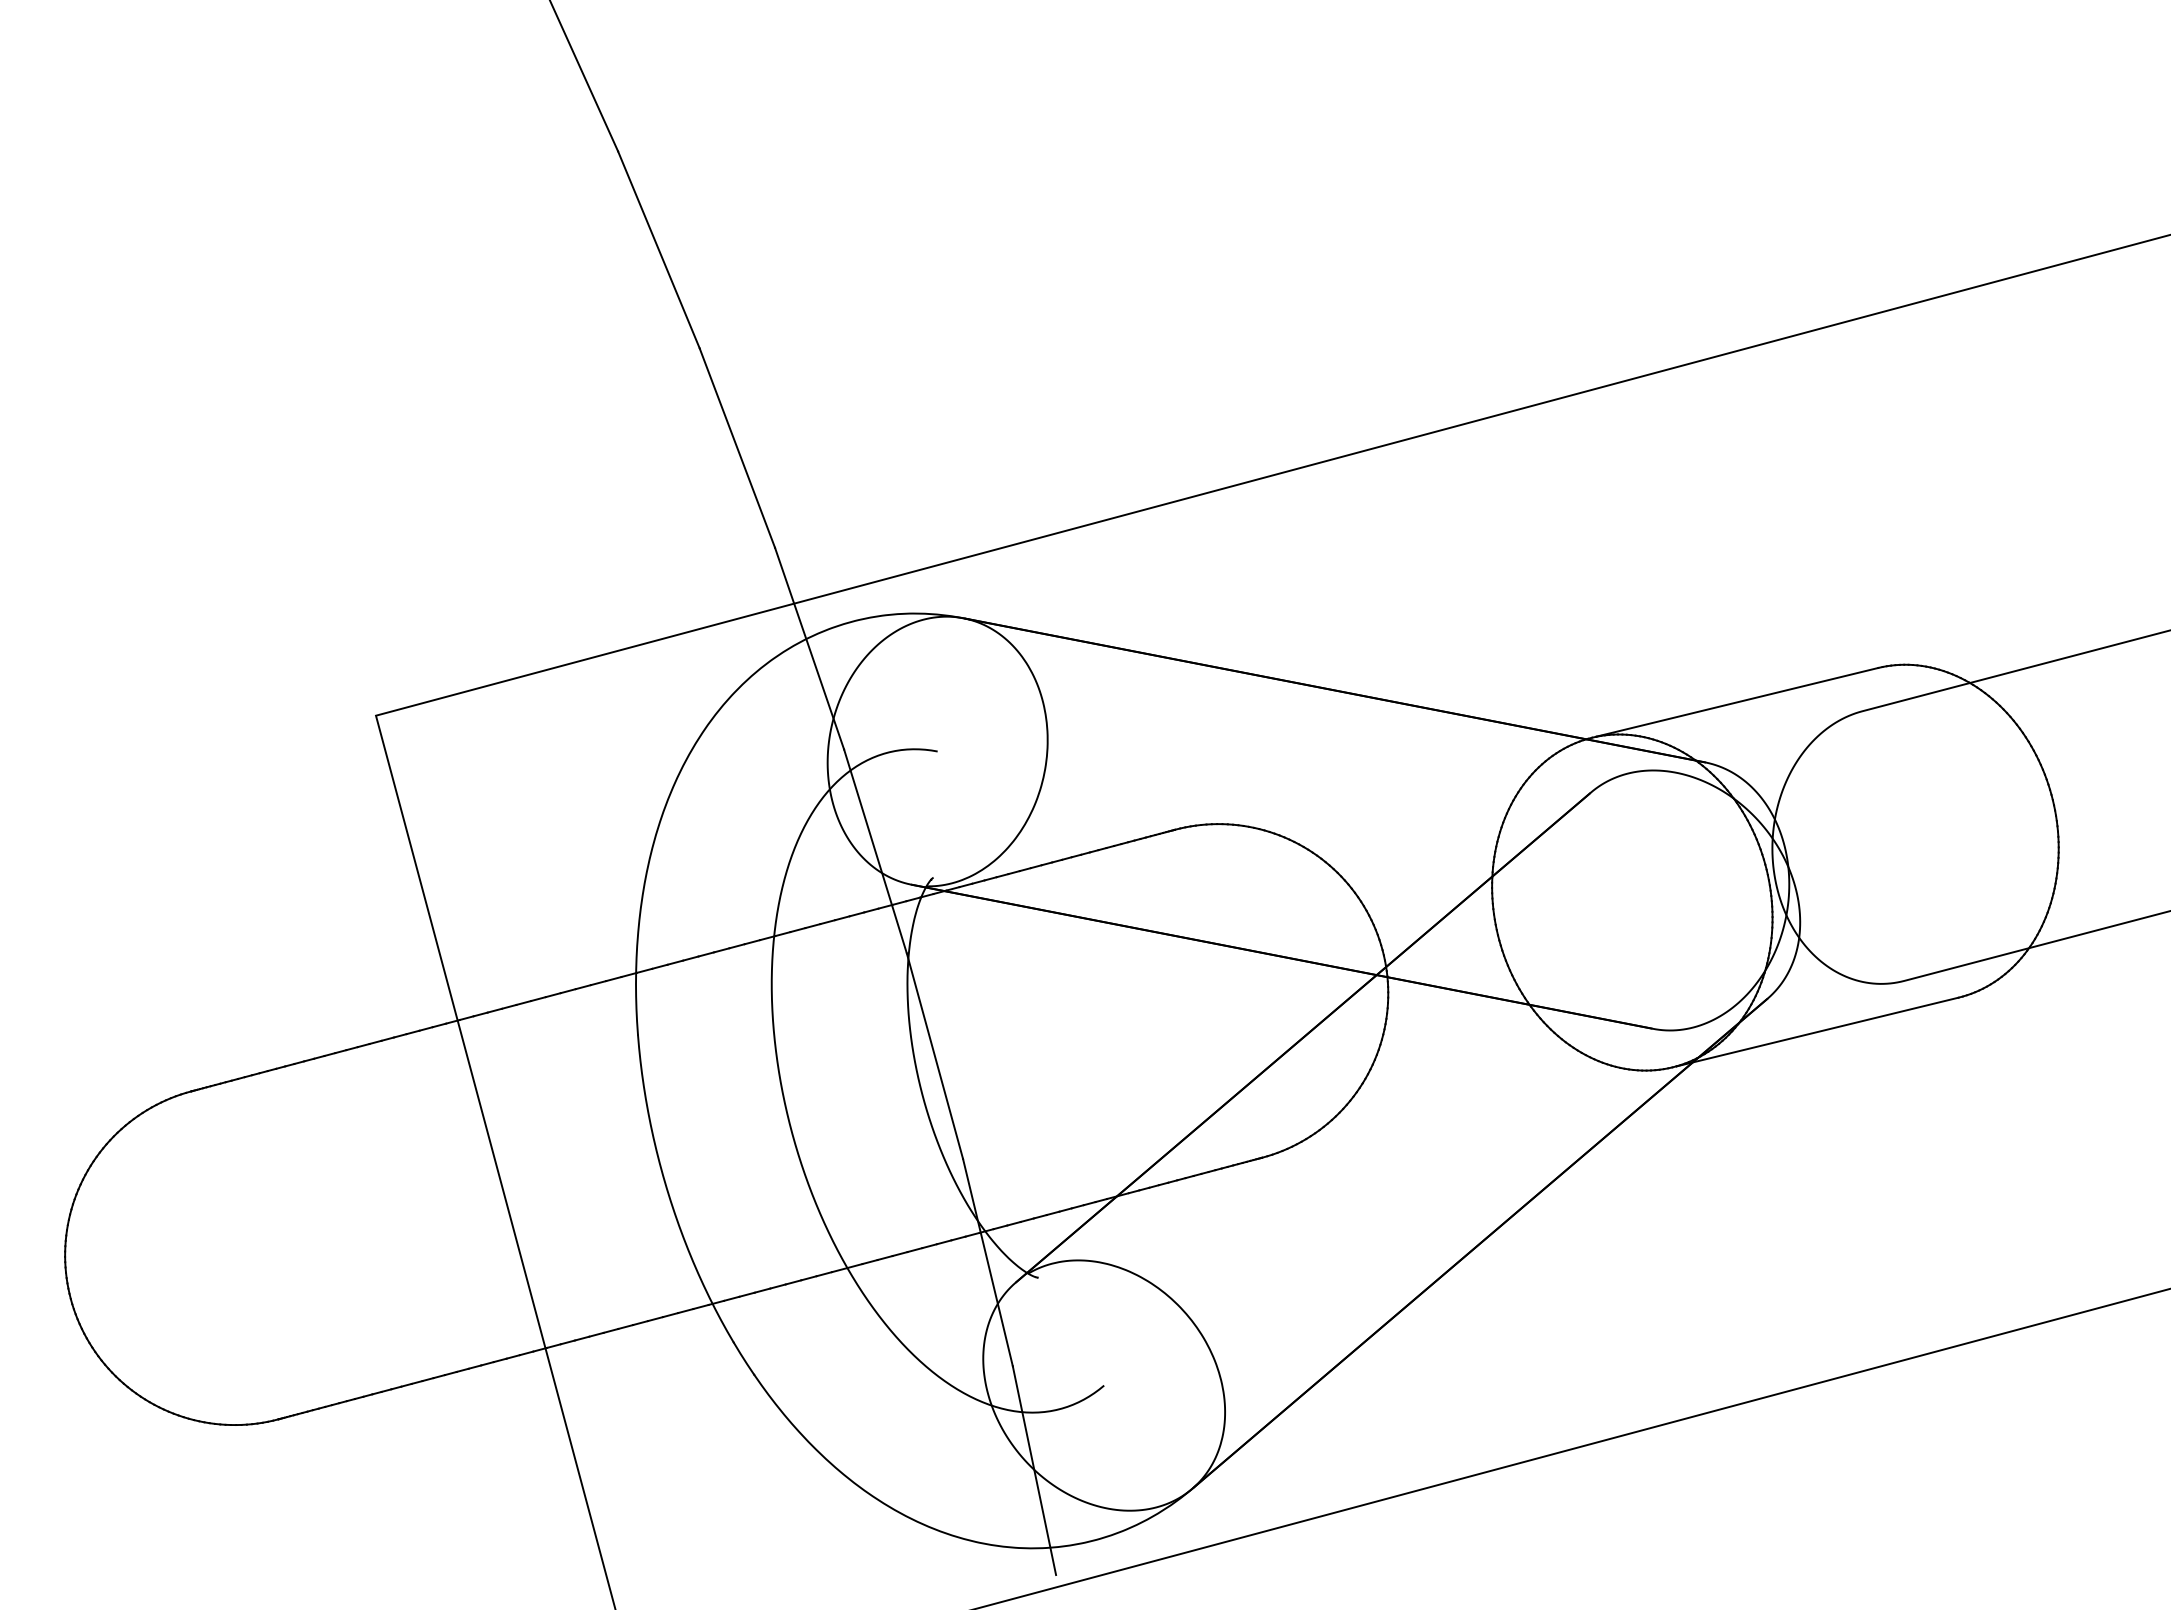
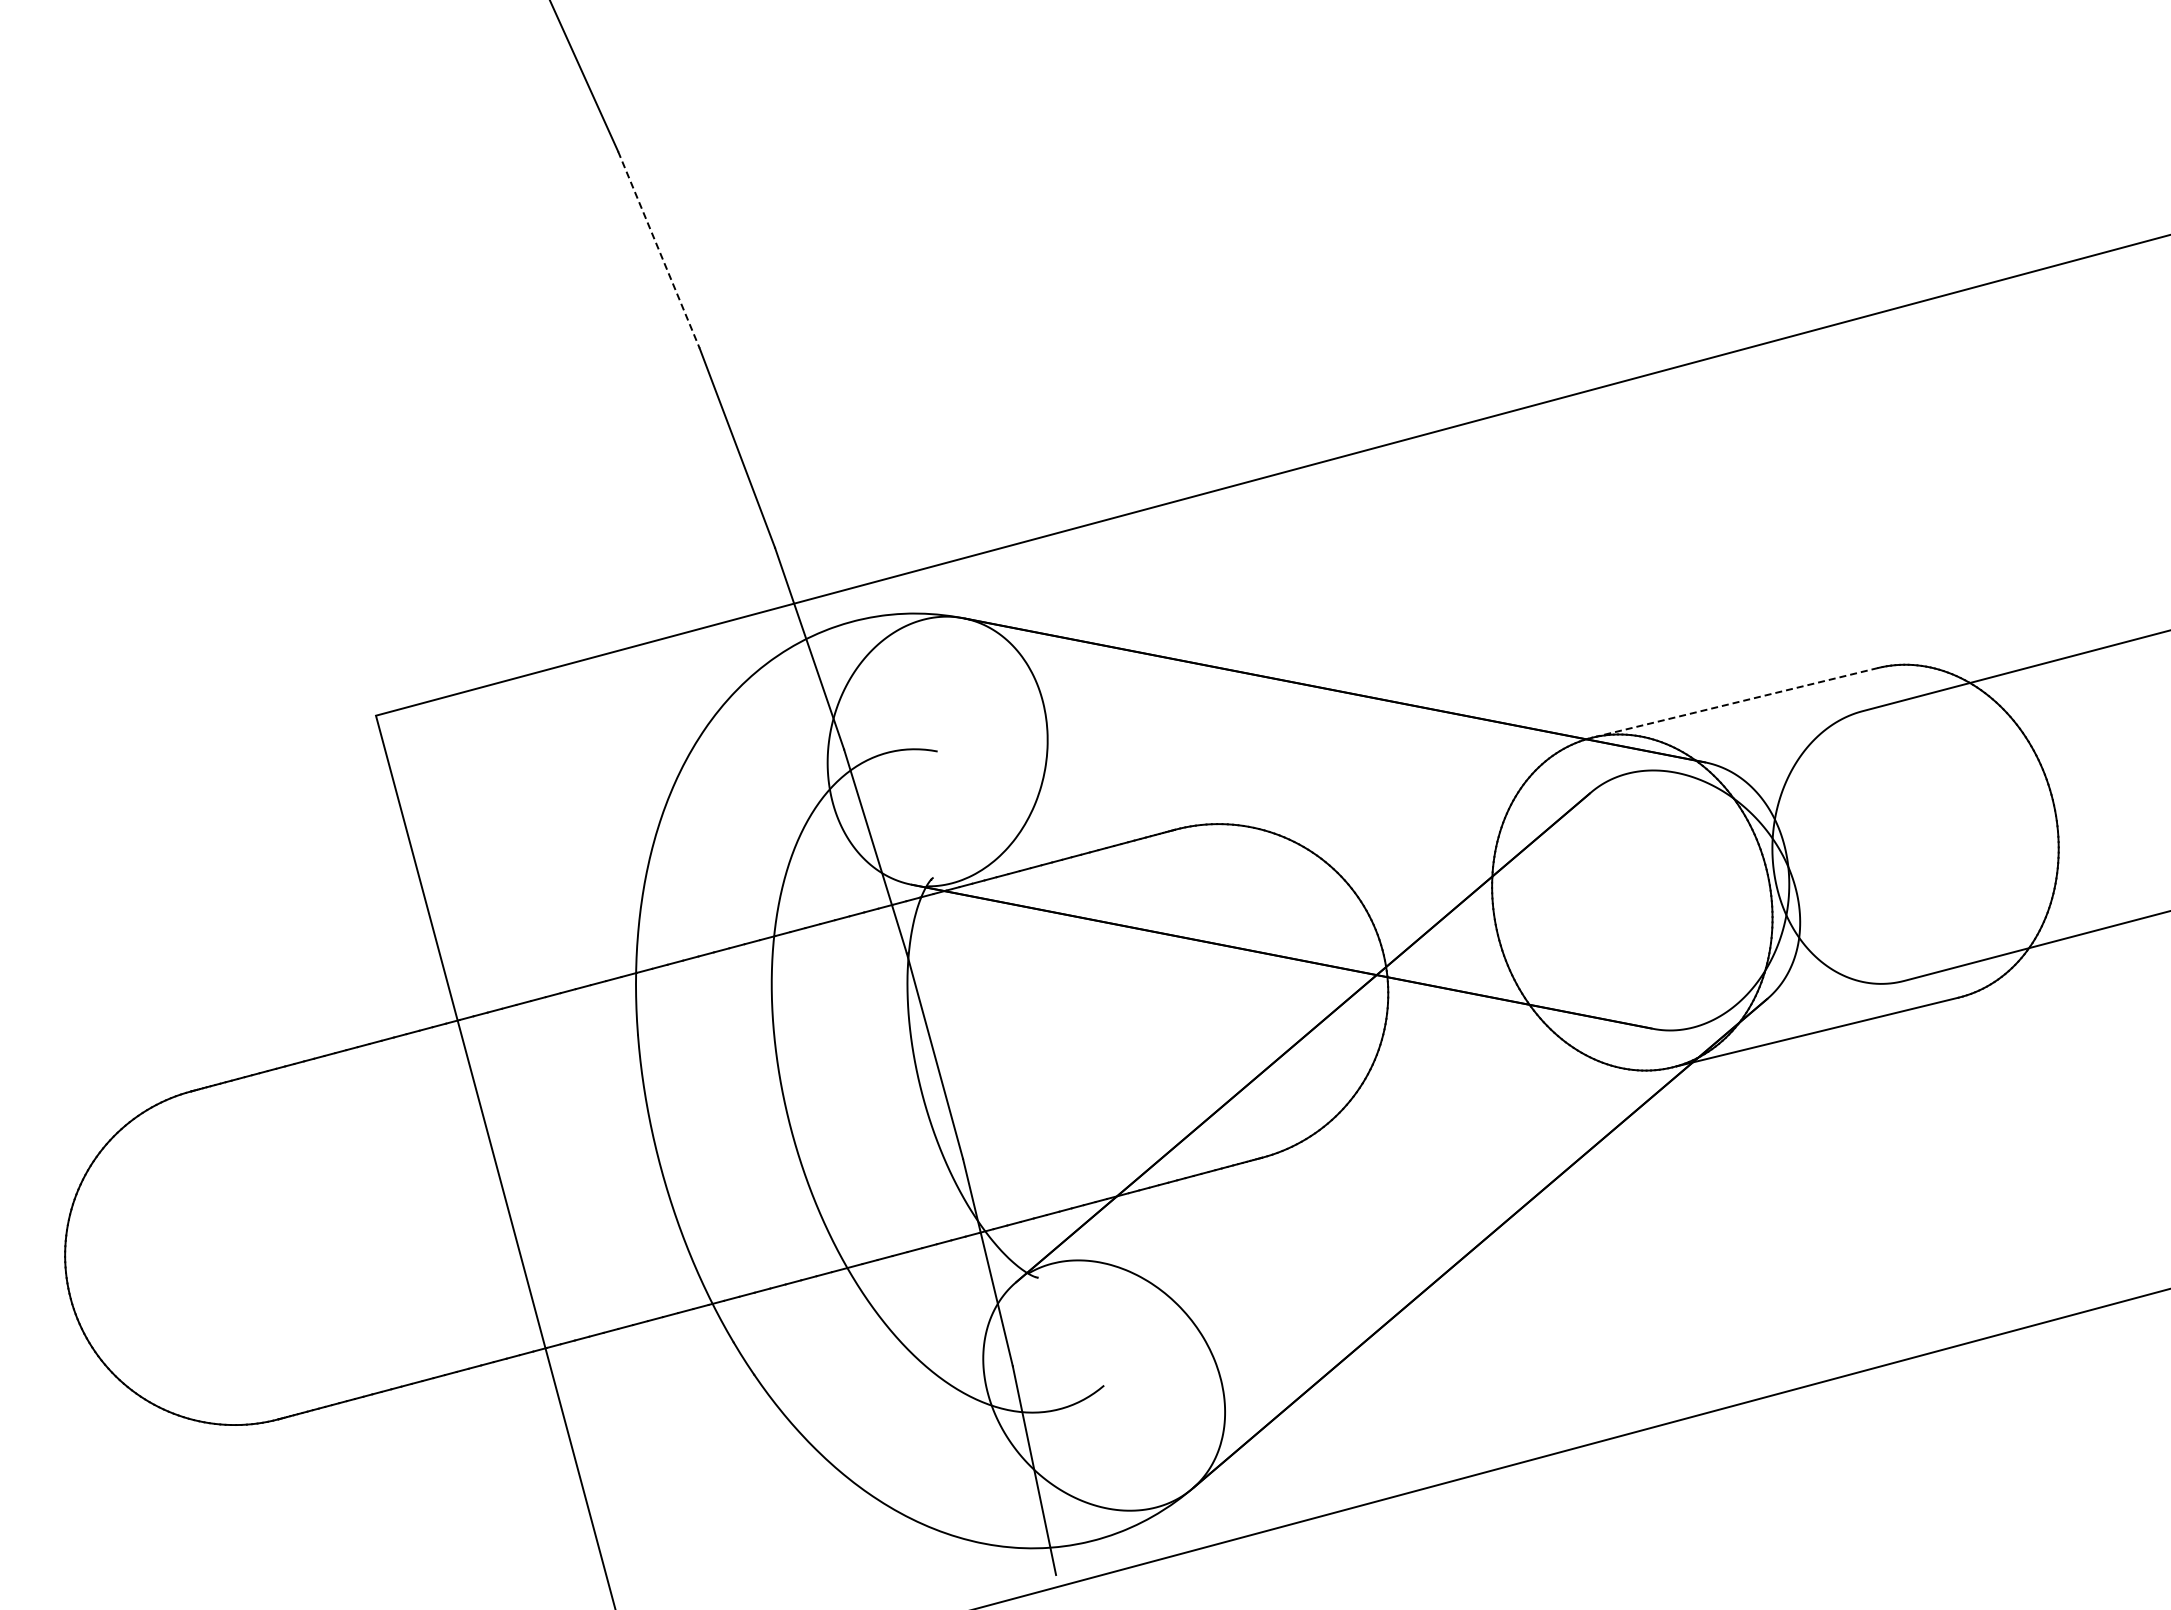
line: solid -> dashed (658, 249)
line: solid -> dashed (1736, 702)
